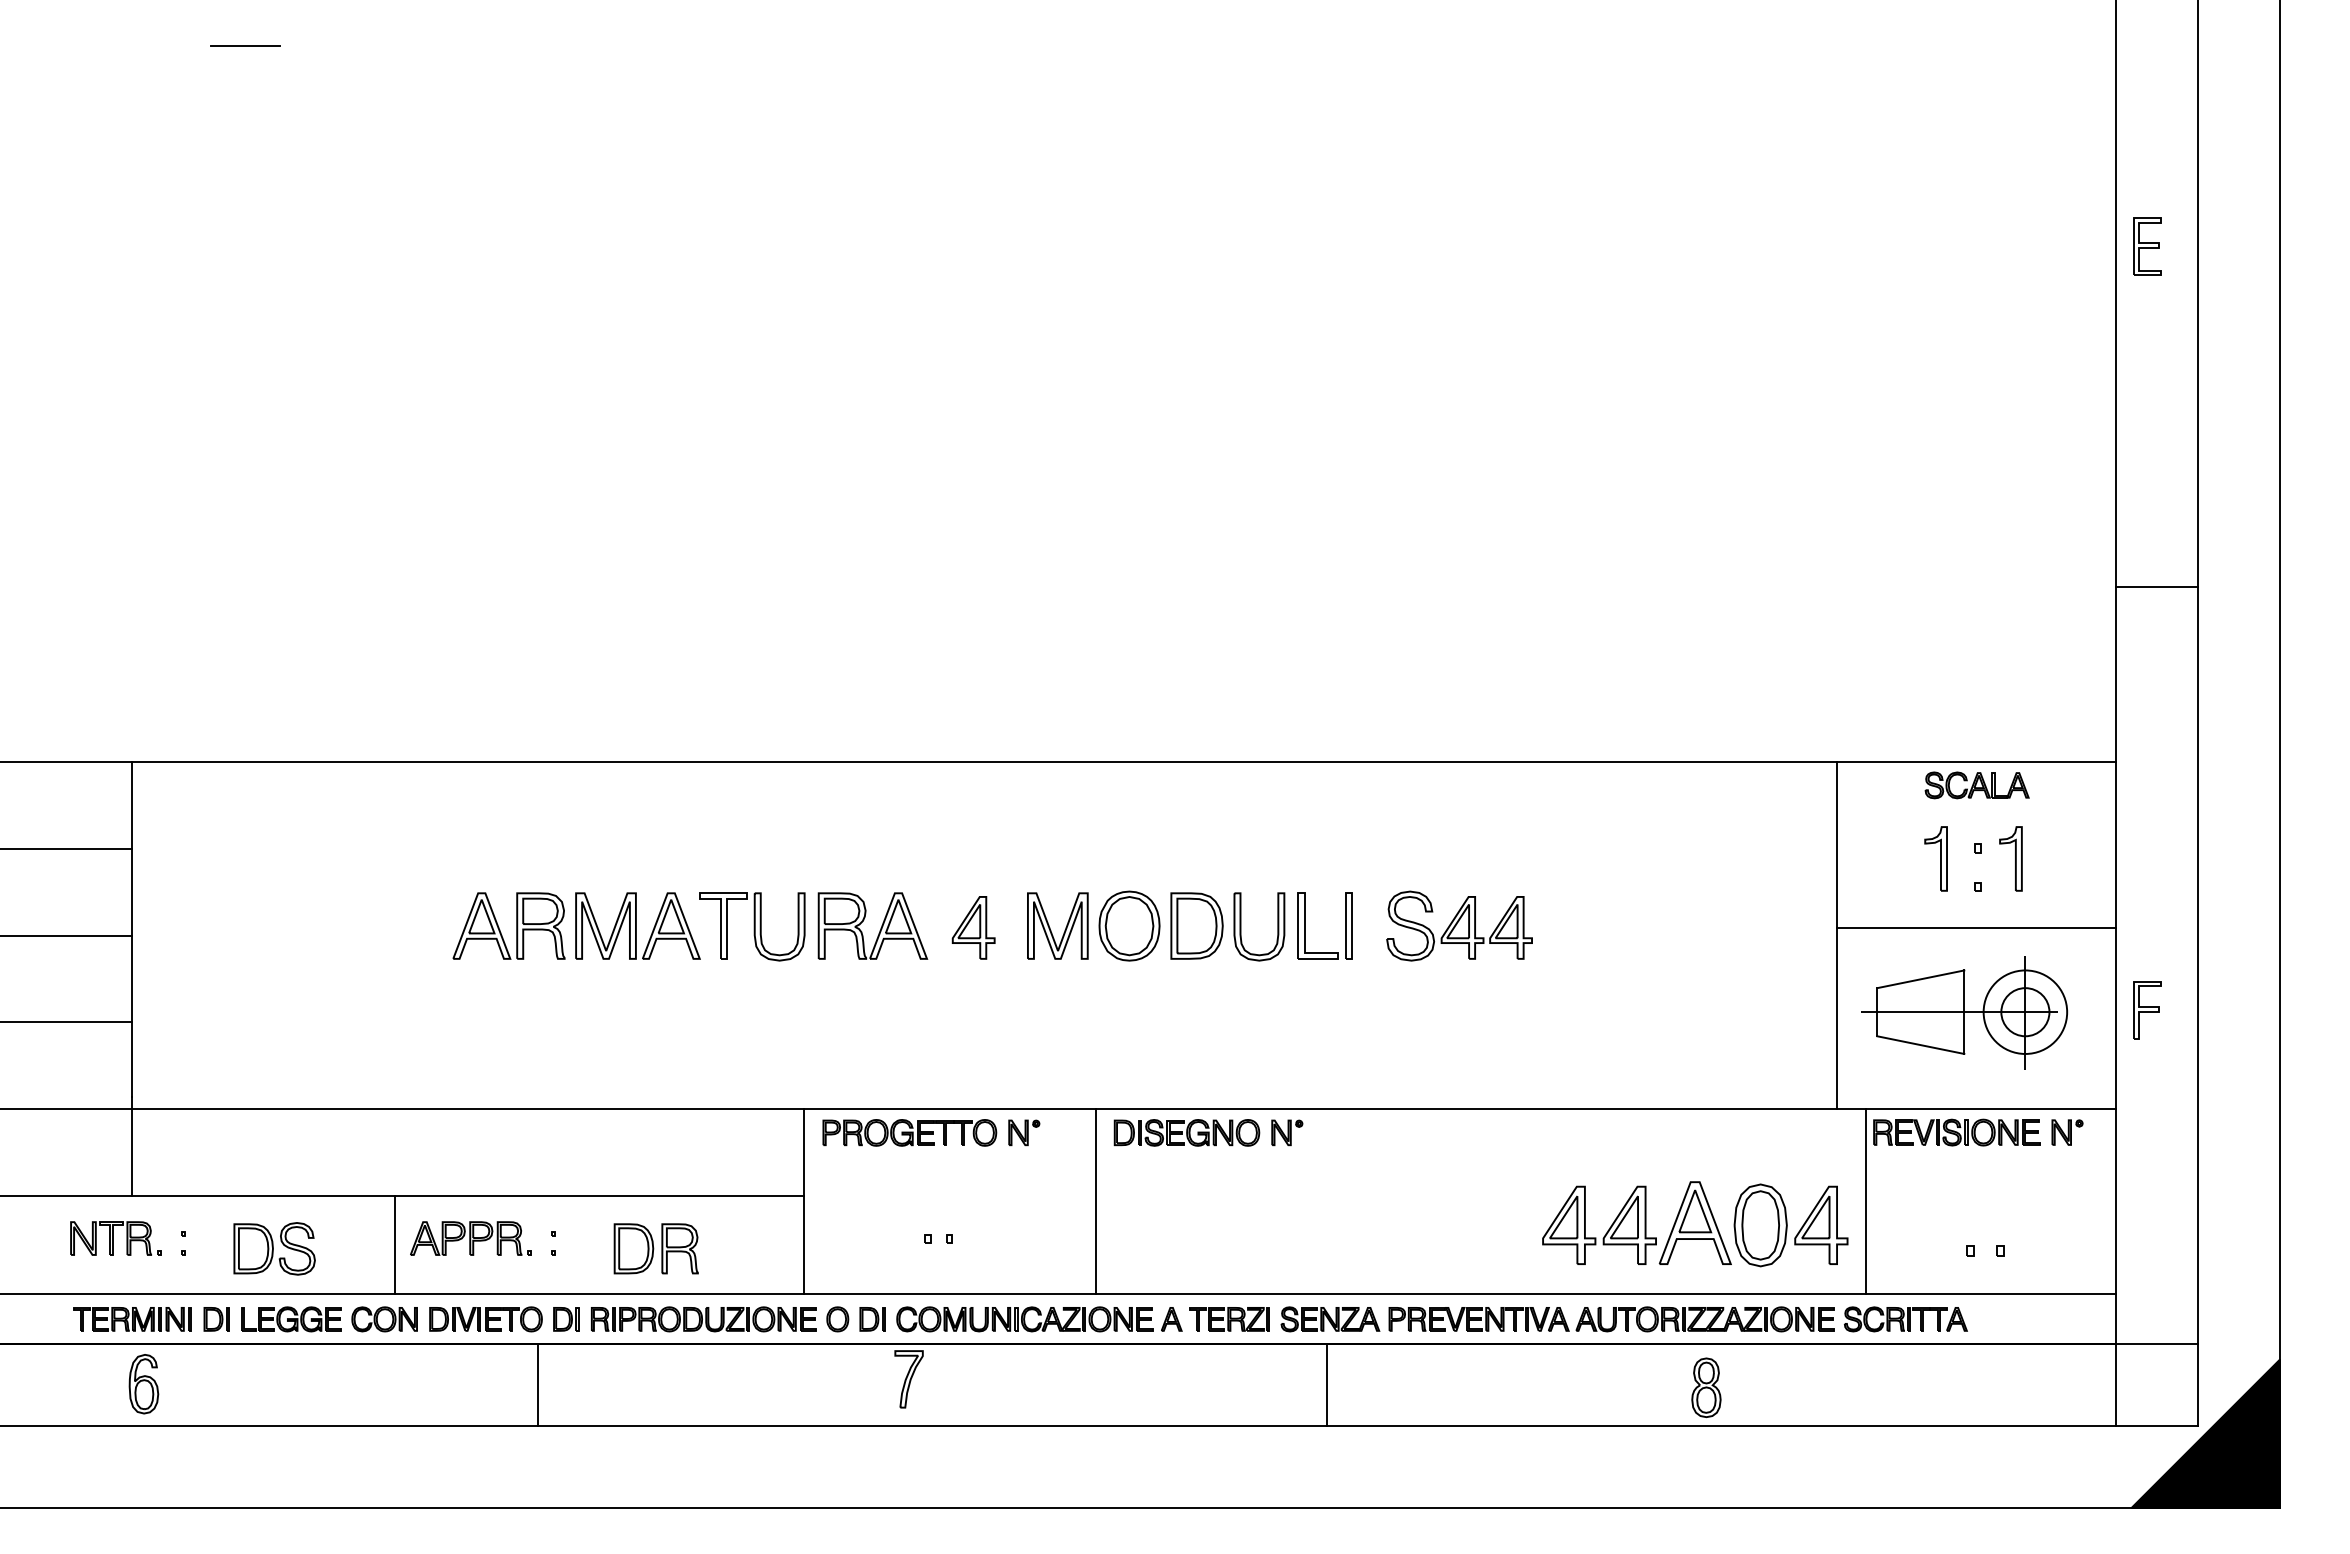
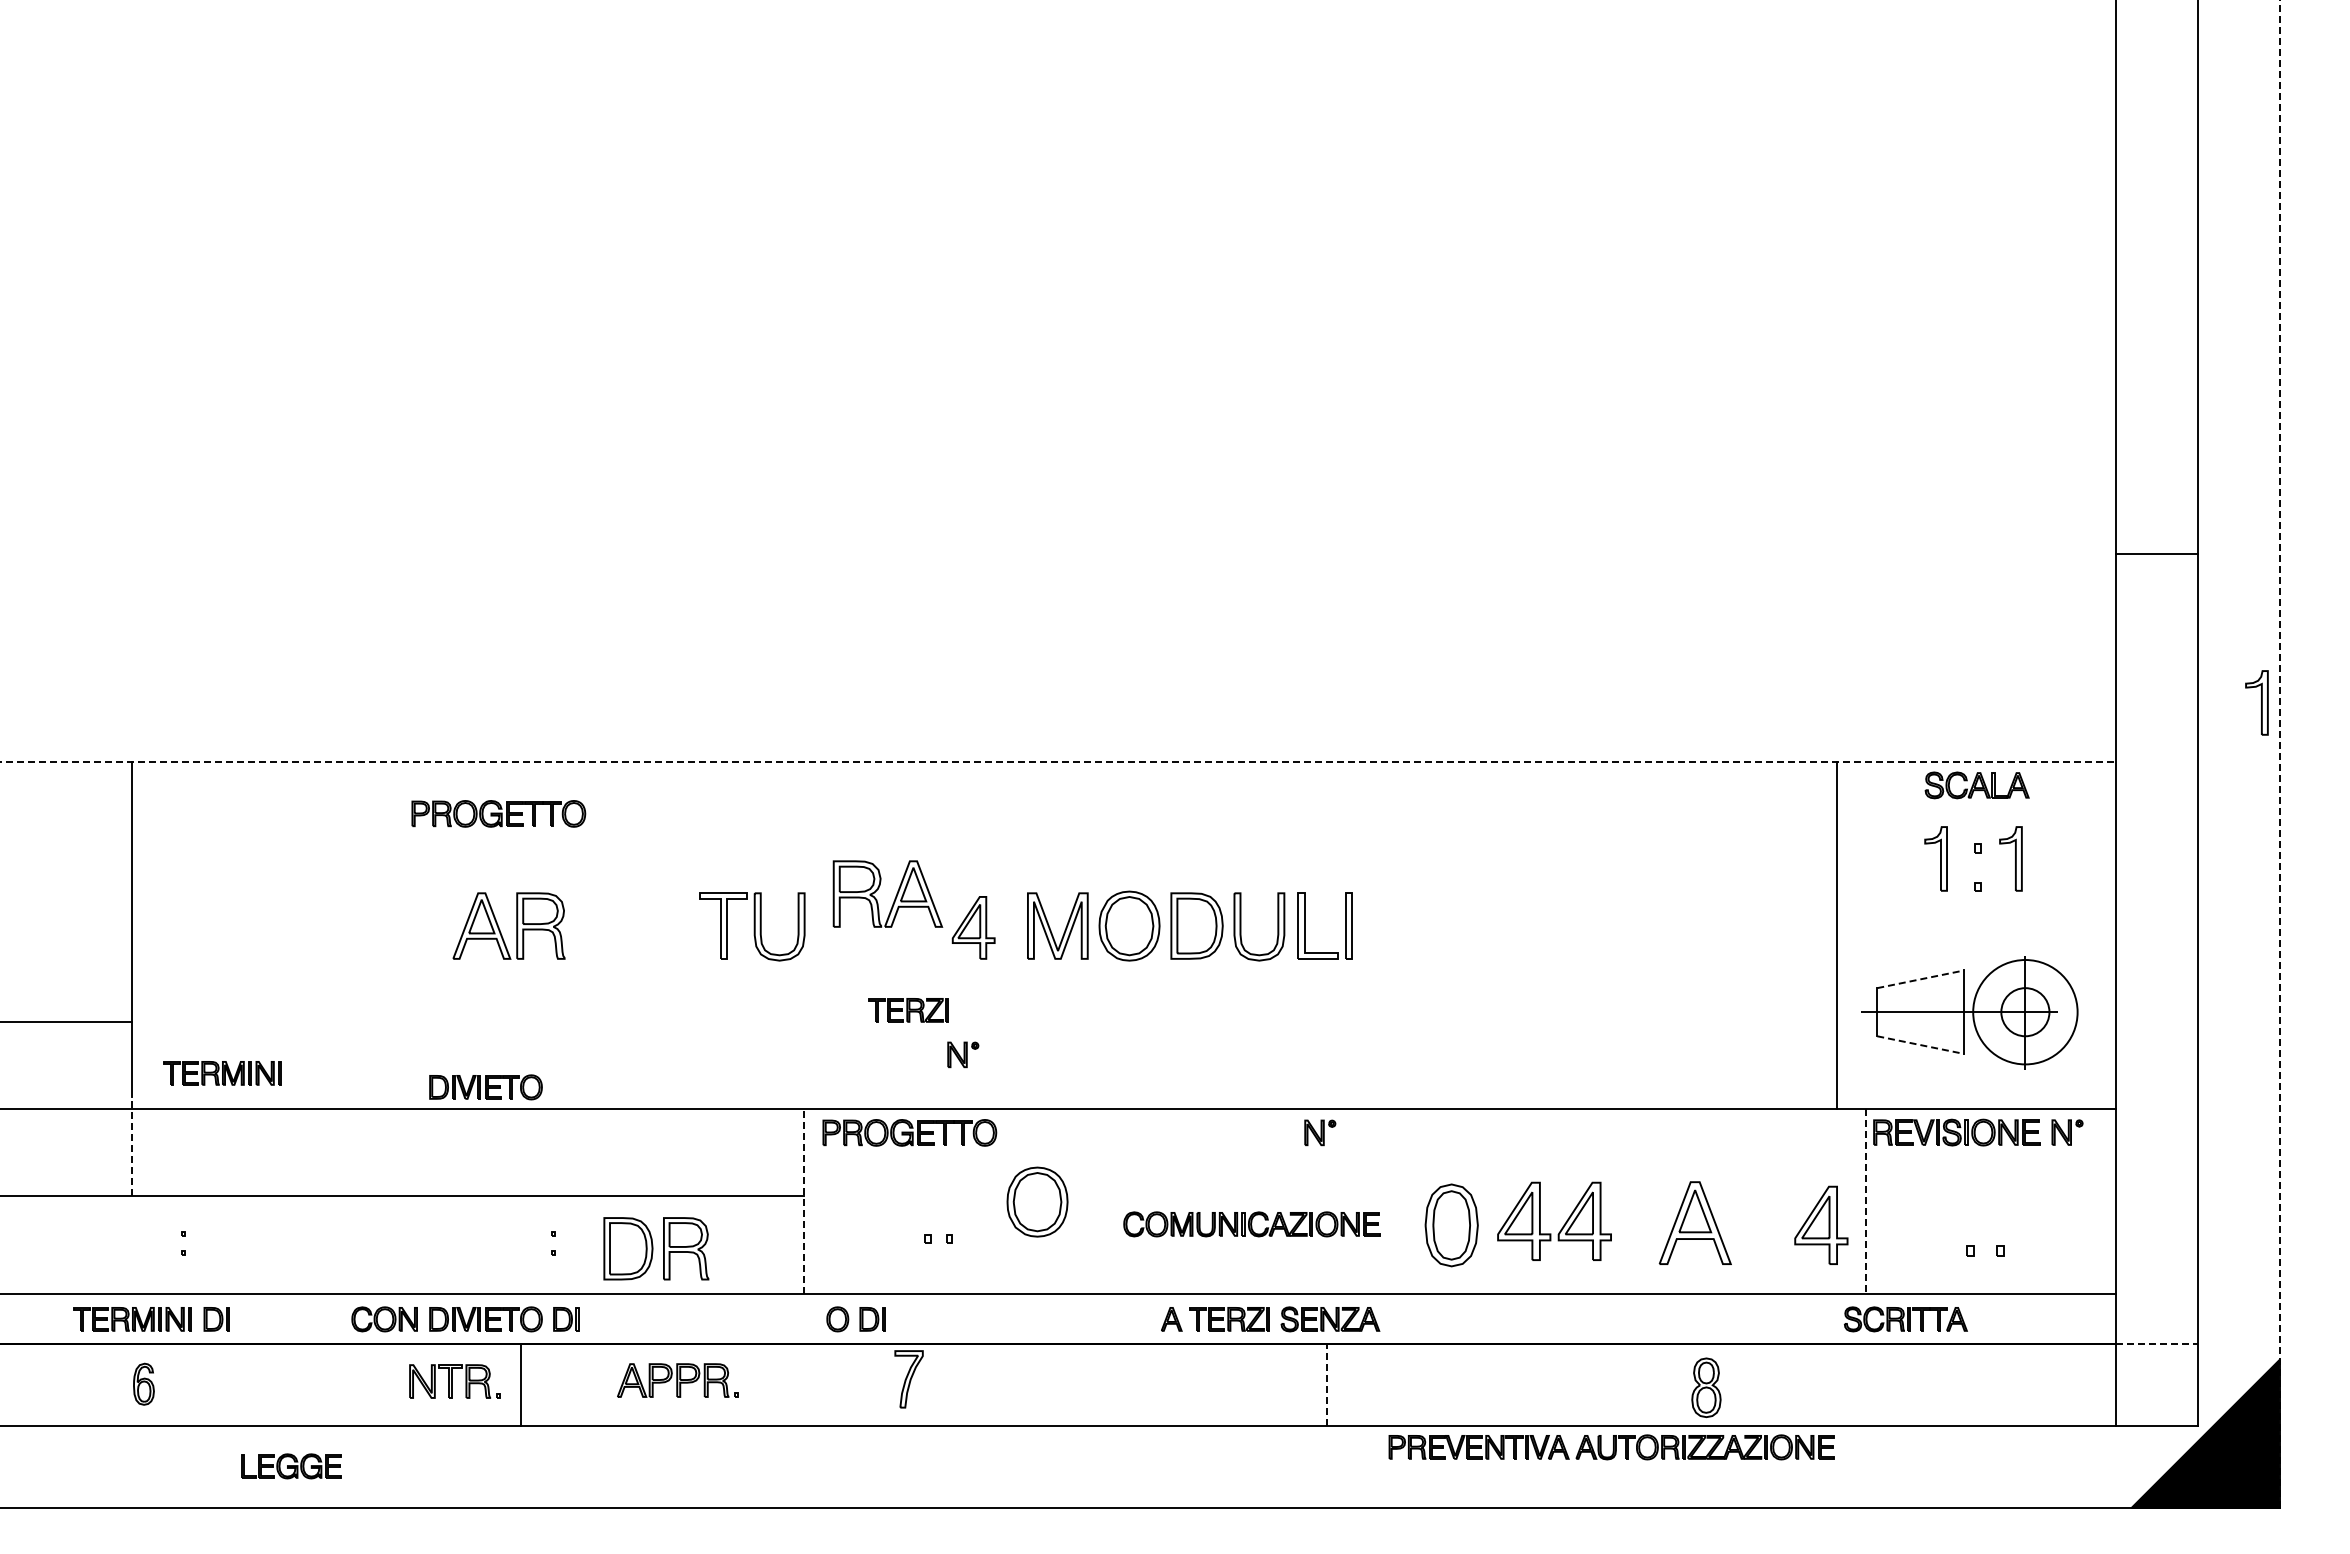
line: present -> none (244, 46)
part: present -> none (2147, 246)
line position: (2156, 586) -> (2156, 553) (2156, 553)
part: none -> present (2256, 702)
line: solid -> dashed (2279, 753)
line: solid -> dashed (1057, 761)
part: none -> present (498, 813)
line: present -> none (67, 848)
part: present -> none (637, 925)
part: present -> none (1459, 925)
line: present -> none (1975, 927)
part position: (880, 928) -> (895, 896) (895, 896)
line: present -> none (67, 935)
line: solid -> dashed (1921, 979)
part: none -> present (908, 1010)
part: present -> none (2147, 1010)
circle diameter: 84 px -> 104 px (2025, 1012)
line: solid -> dashed (1921, 1045)
part: none -> present (222, 1073)
part: none -> present (485, 1087)
part position: (1024, 1132) -> (963, 1054) (963, 1054)
part: present -> none (1186, 1132)
part position: (1287, 1132) -> (1320, 1132) (1320, 1132)
line: solid -> dashed (132, 1146)
line: solid -> dashed (804, 1201)
part: none -> present (1037, 1201)
line: present -> none (1095, 1201)
line: solid -> dashed (1866, 1201)
part position: (1760, 1225) -> (1451, 1225) (1451, 1225)
part position: (1607, 1230) -> (1562, 1226) (1562, 1226)
part position: (115, 1238) -> (454, 1381) (454, 1381)
part position: (470, 1238) -> (677, 1380) (677, 1380)
line: present -> none (394, 1245)
part: present -> none (274, 1248)
part size: 86x52 px -> 107x64 px (656, 1248)
part position: (291, 1319) -> (291, 1466) (291, 1466)
part: present -> none (703, 1319)
part position: (1024, 1319) -> (1251, 1224) (1251, 1224)
part position: (1611, 1319) -> (1611, 1447) (1611, 1447)
line: solid -> dashed (2156, 1343)
part size: 32x61 px -> 22x44 px (143, 1383)
line position: (537, 1384) -> (520, 1384) (520, 1384)
line: solid -> dashed (1326, 1384)
